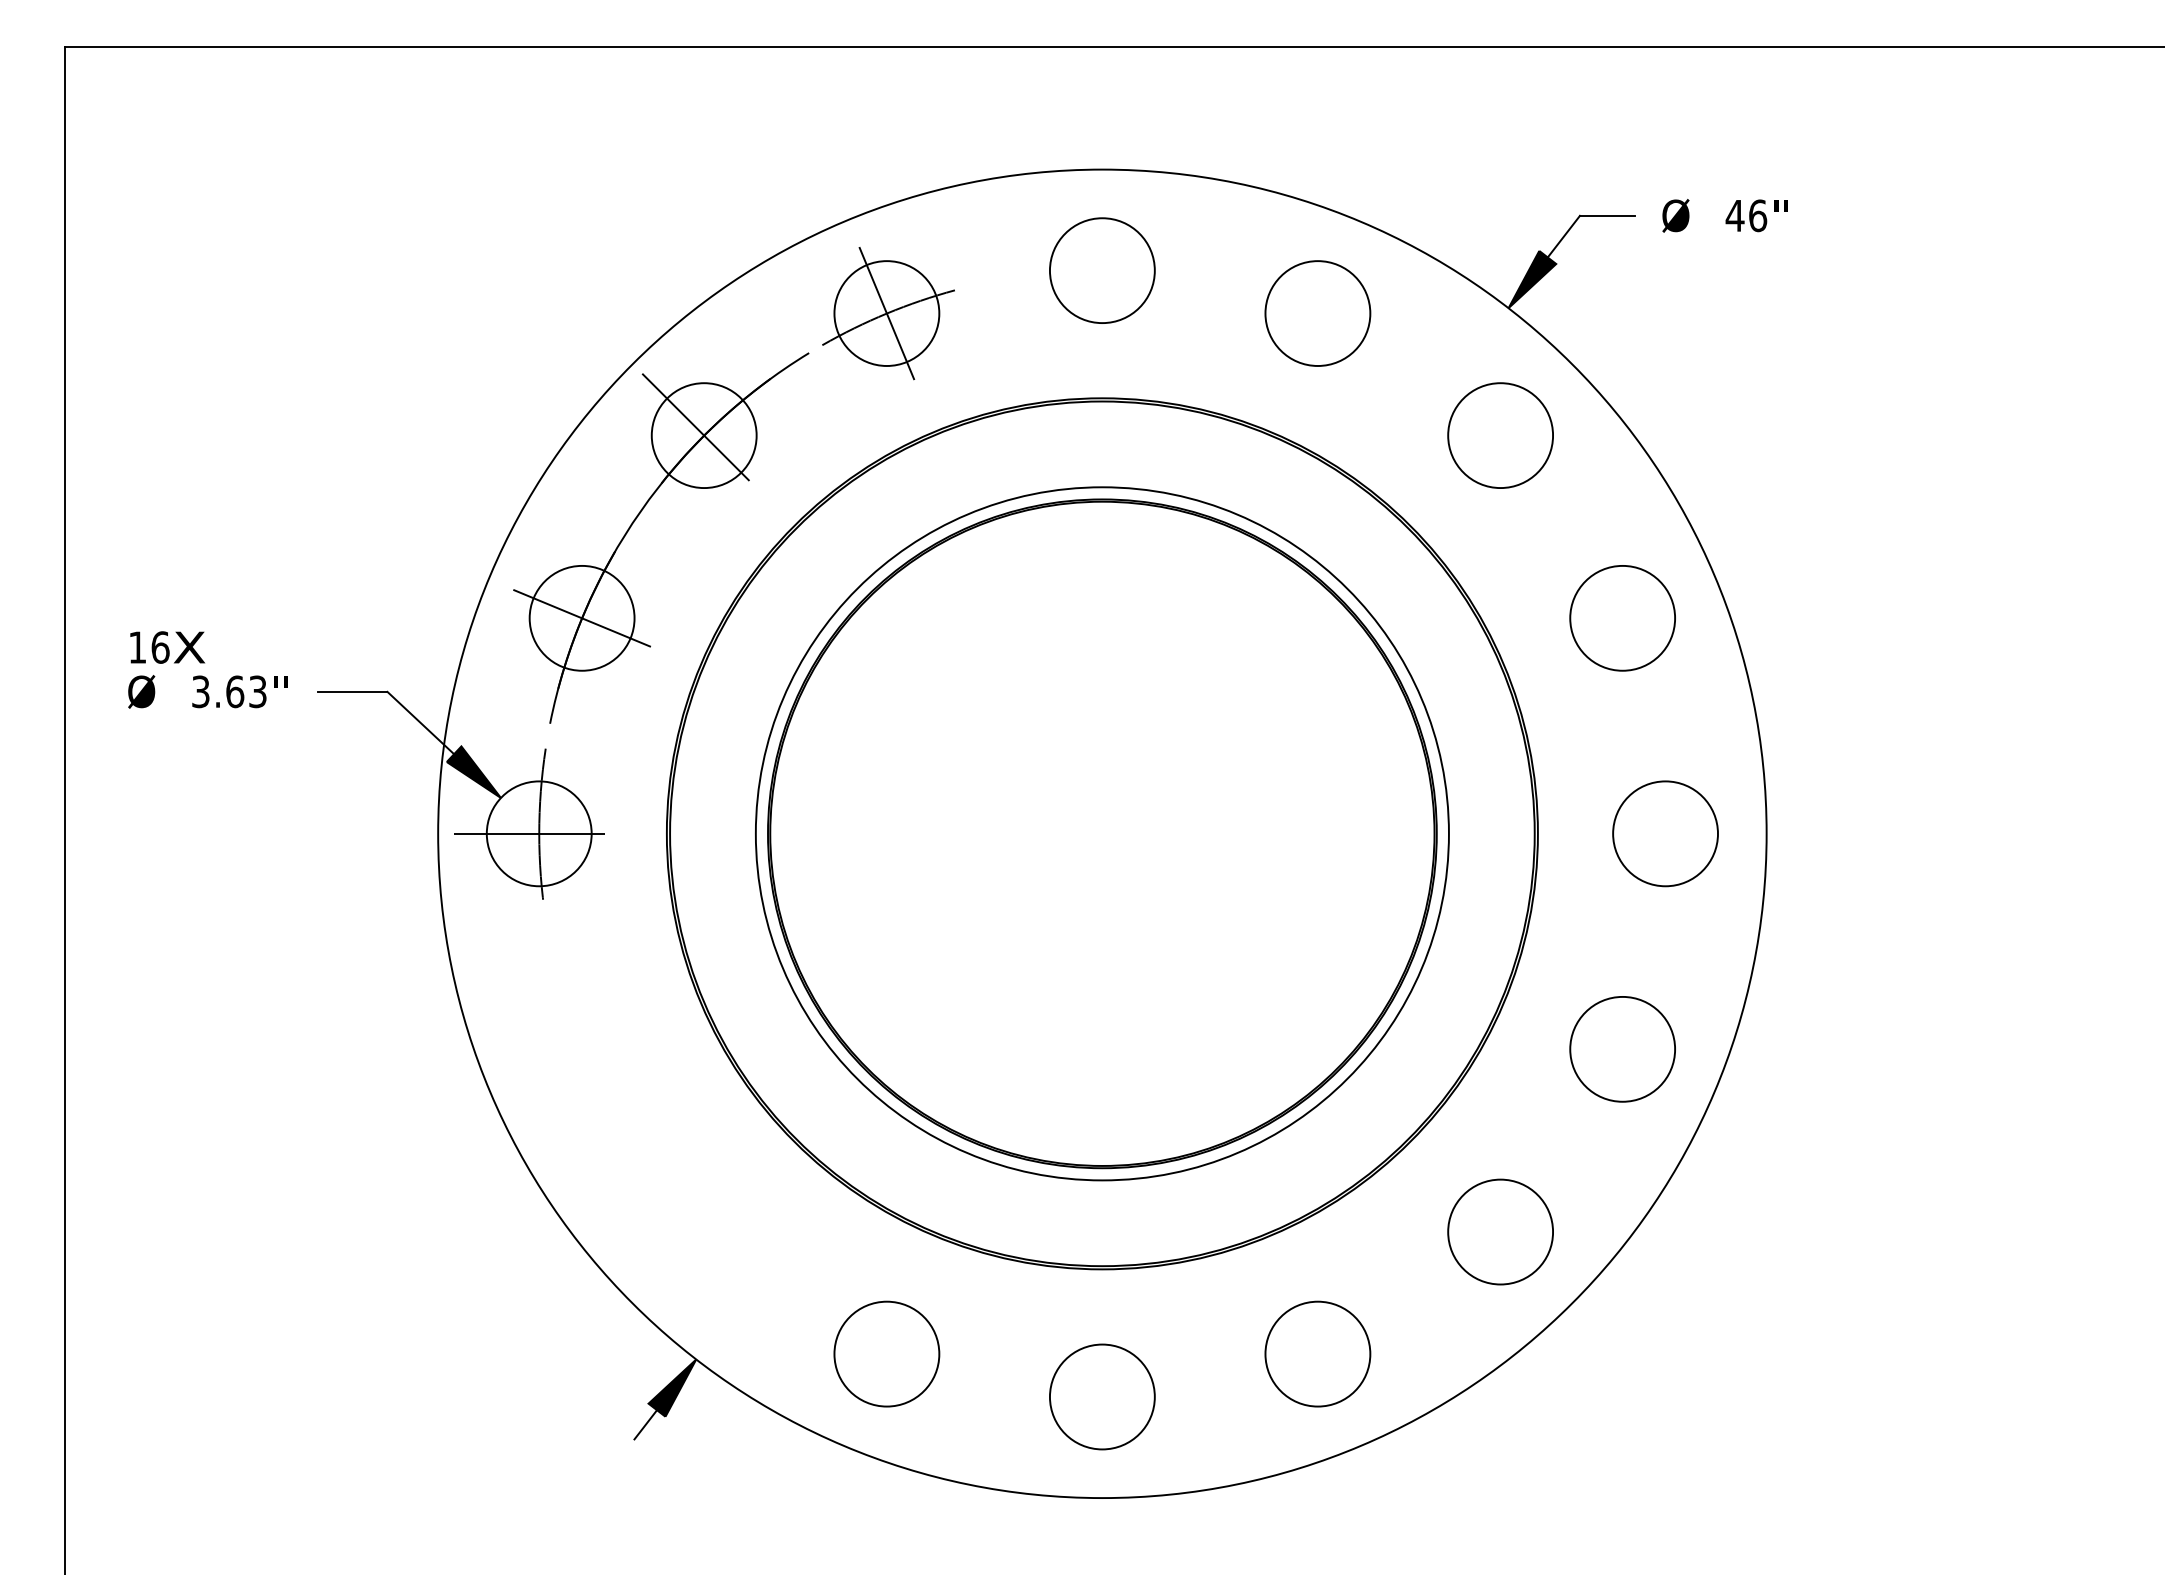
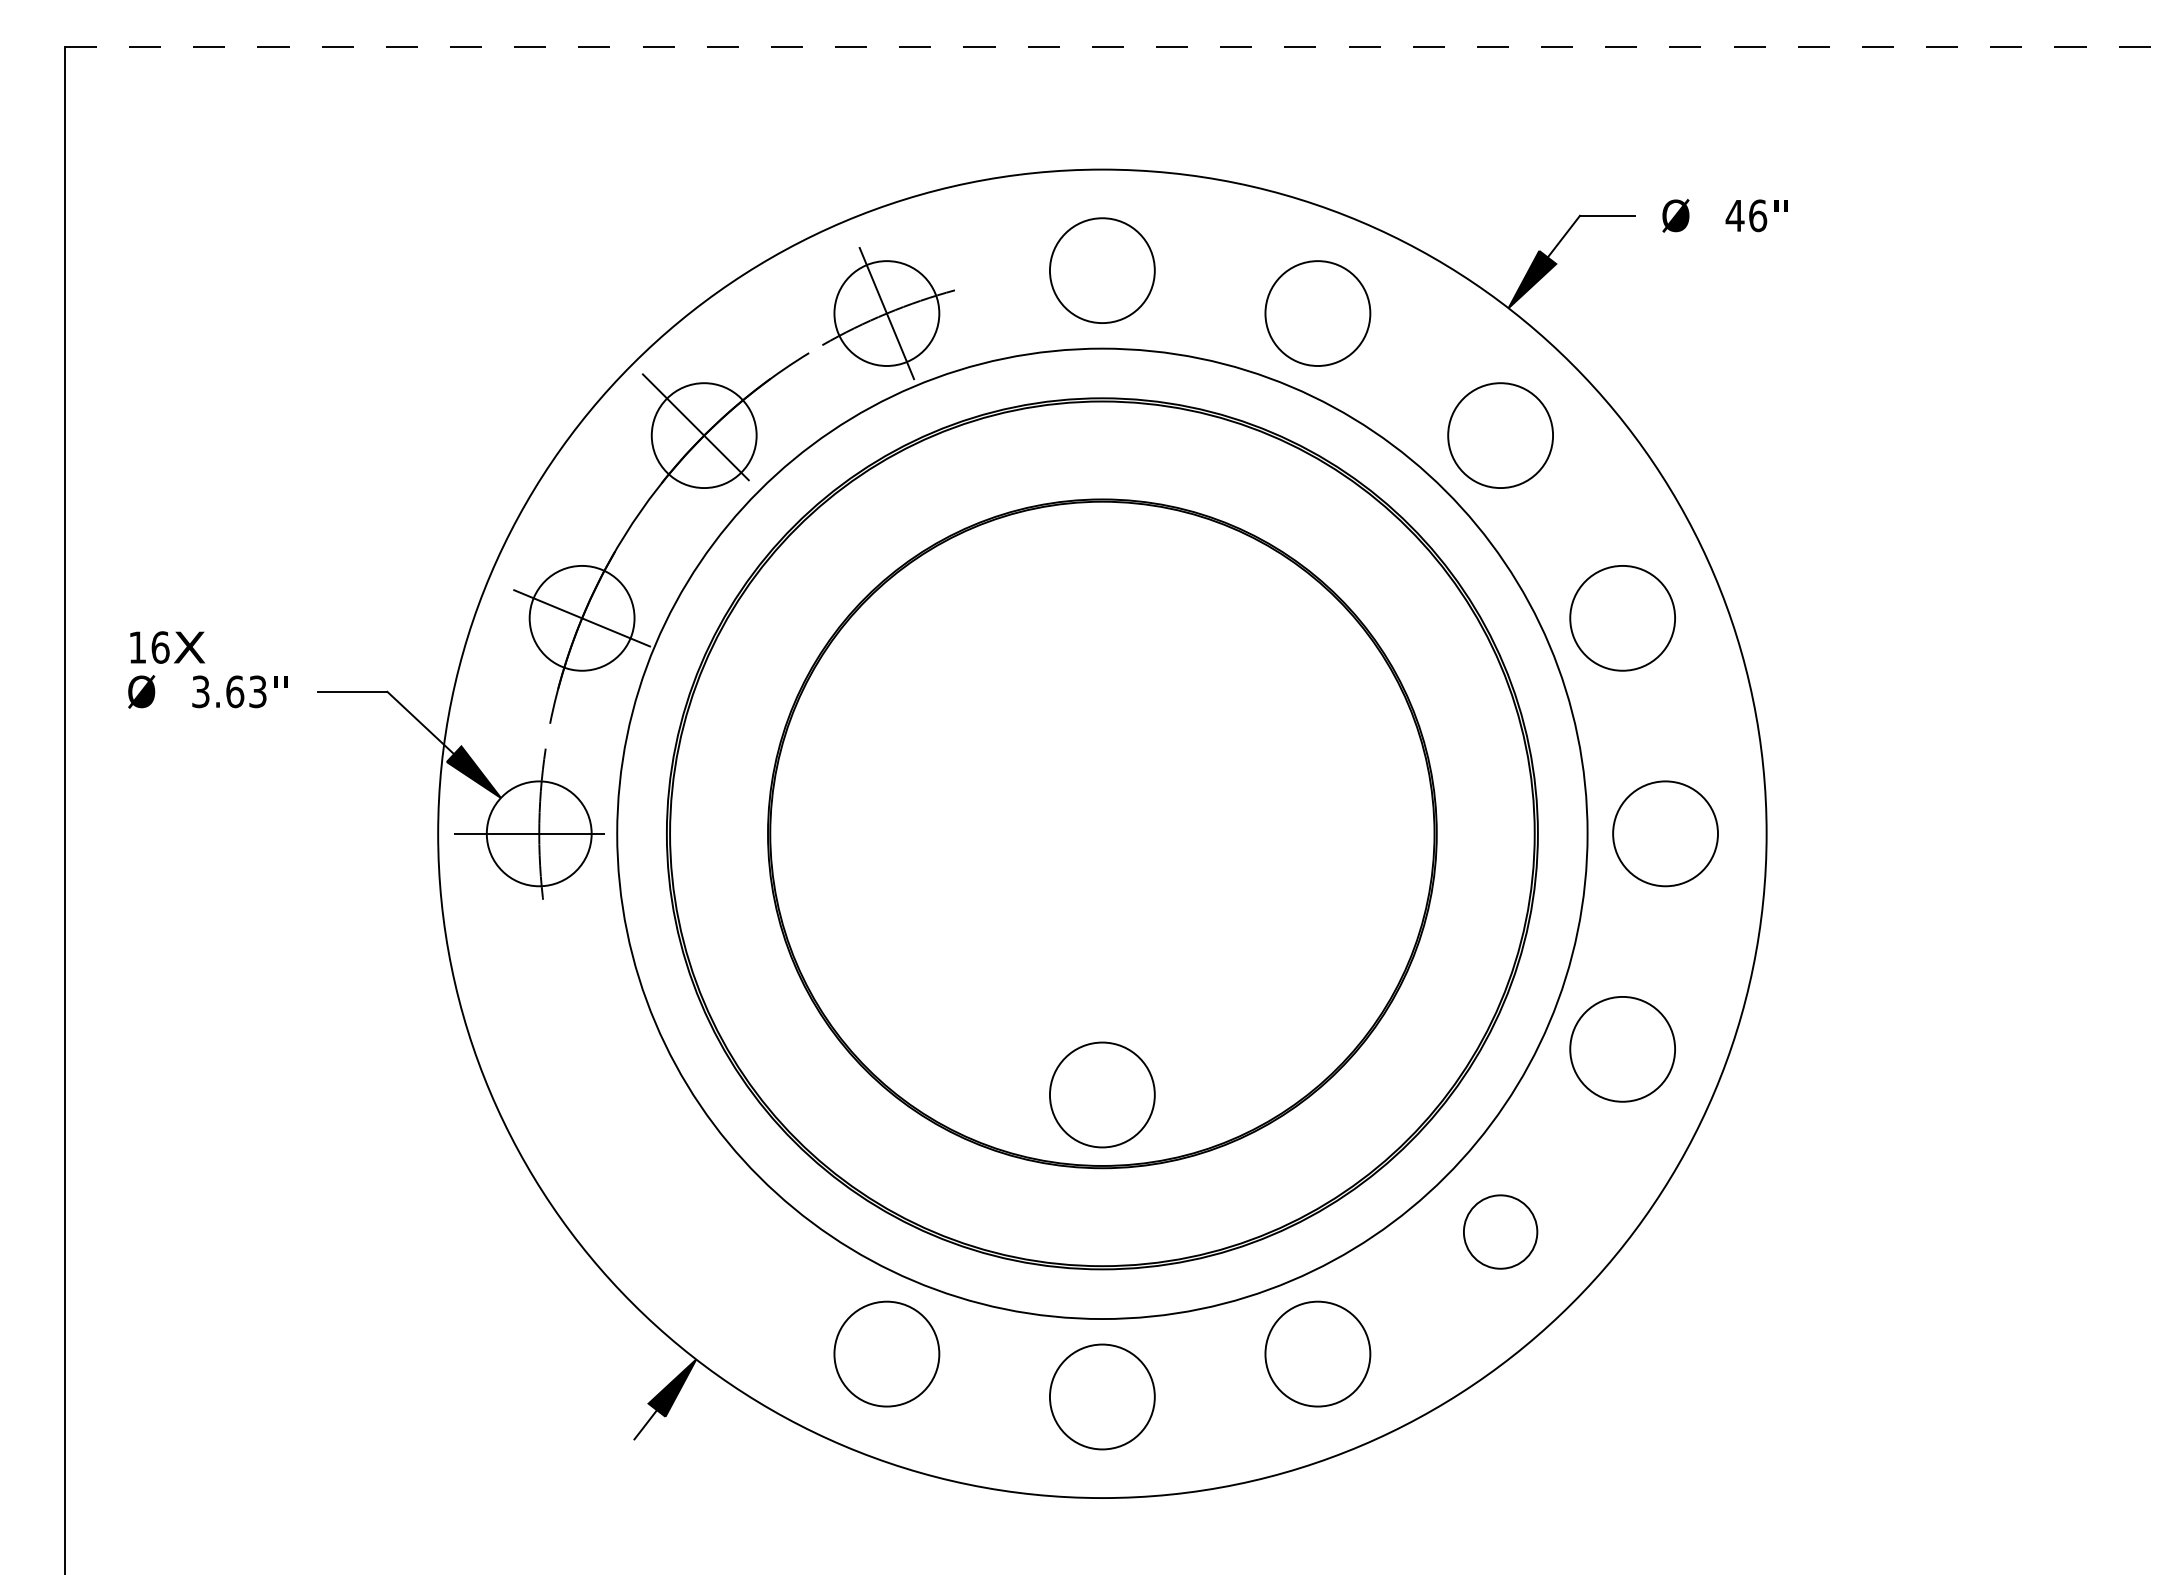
line: solid -> dashed (1114, 47)
circle diameter: 693 px -> 970 px (1102, 833)
circle: none -> present (1102, 1094)
circle diameter: 105 px -> 73 px (1500, 1231)
